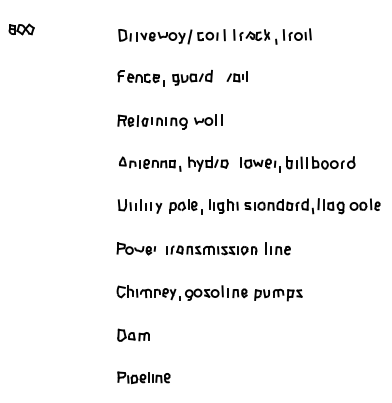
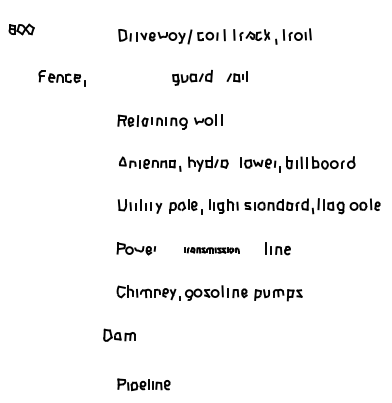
part position: (140, 78) -> (61, 78) (61, 78)
part size: 92x11 px -> 56x7 px (211, 250)
part position: (133, 334) -> (119, 334) (119, 334)
part position: (143, 377) -> (143, 384) (143, 384)
